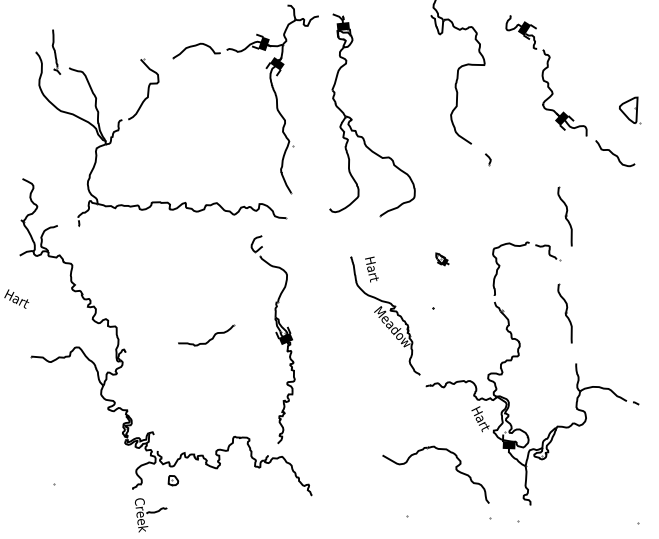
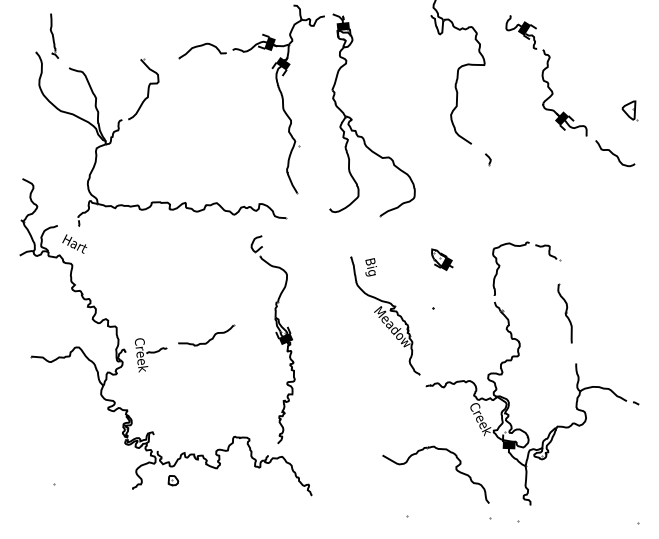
part position: (56, 51) -> (54, 35) (54, 35)
part position: (272, 90) -> (278, 90) (278, 90)
part size: 23x29 px -> 18x22 px (629, 110)
part: present -> none (564, 216)
part size: 15x15 px -> 23x23 px (442, 259)
text: Hart -> Big (371, 269)
text position: (16, 298) -> (74, 243) (74, 243)
text: Hart -> Creek (480, 419)
part position: (151, 515) -> (151, 355) (151, 355)
